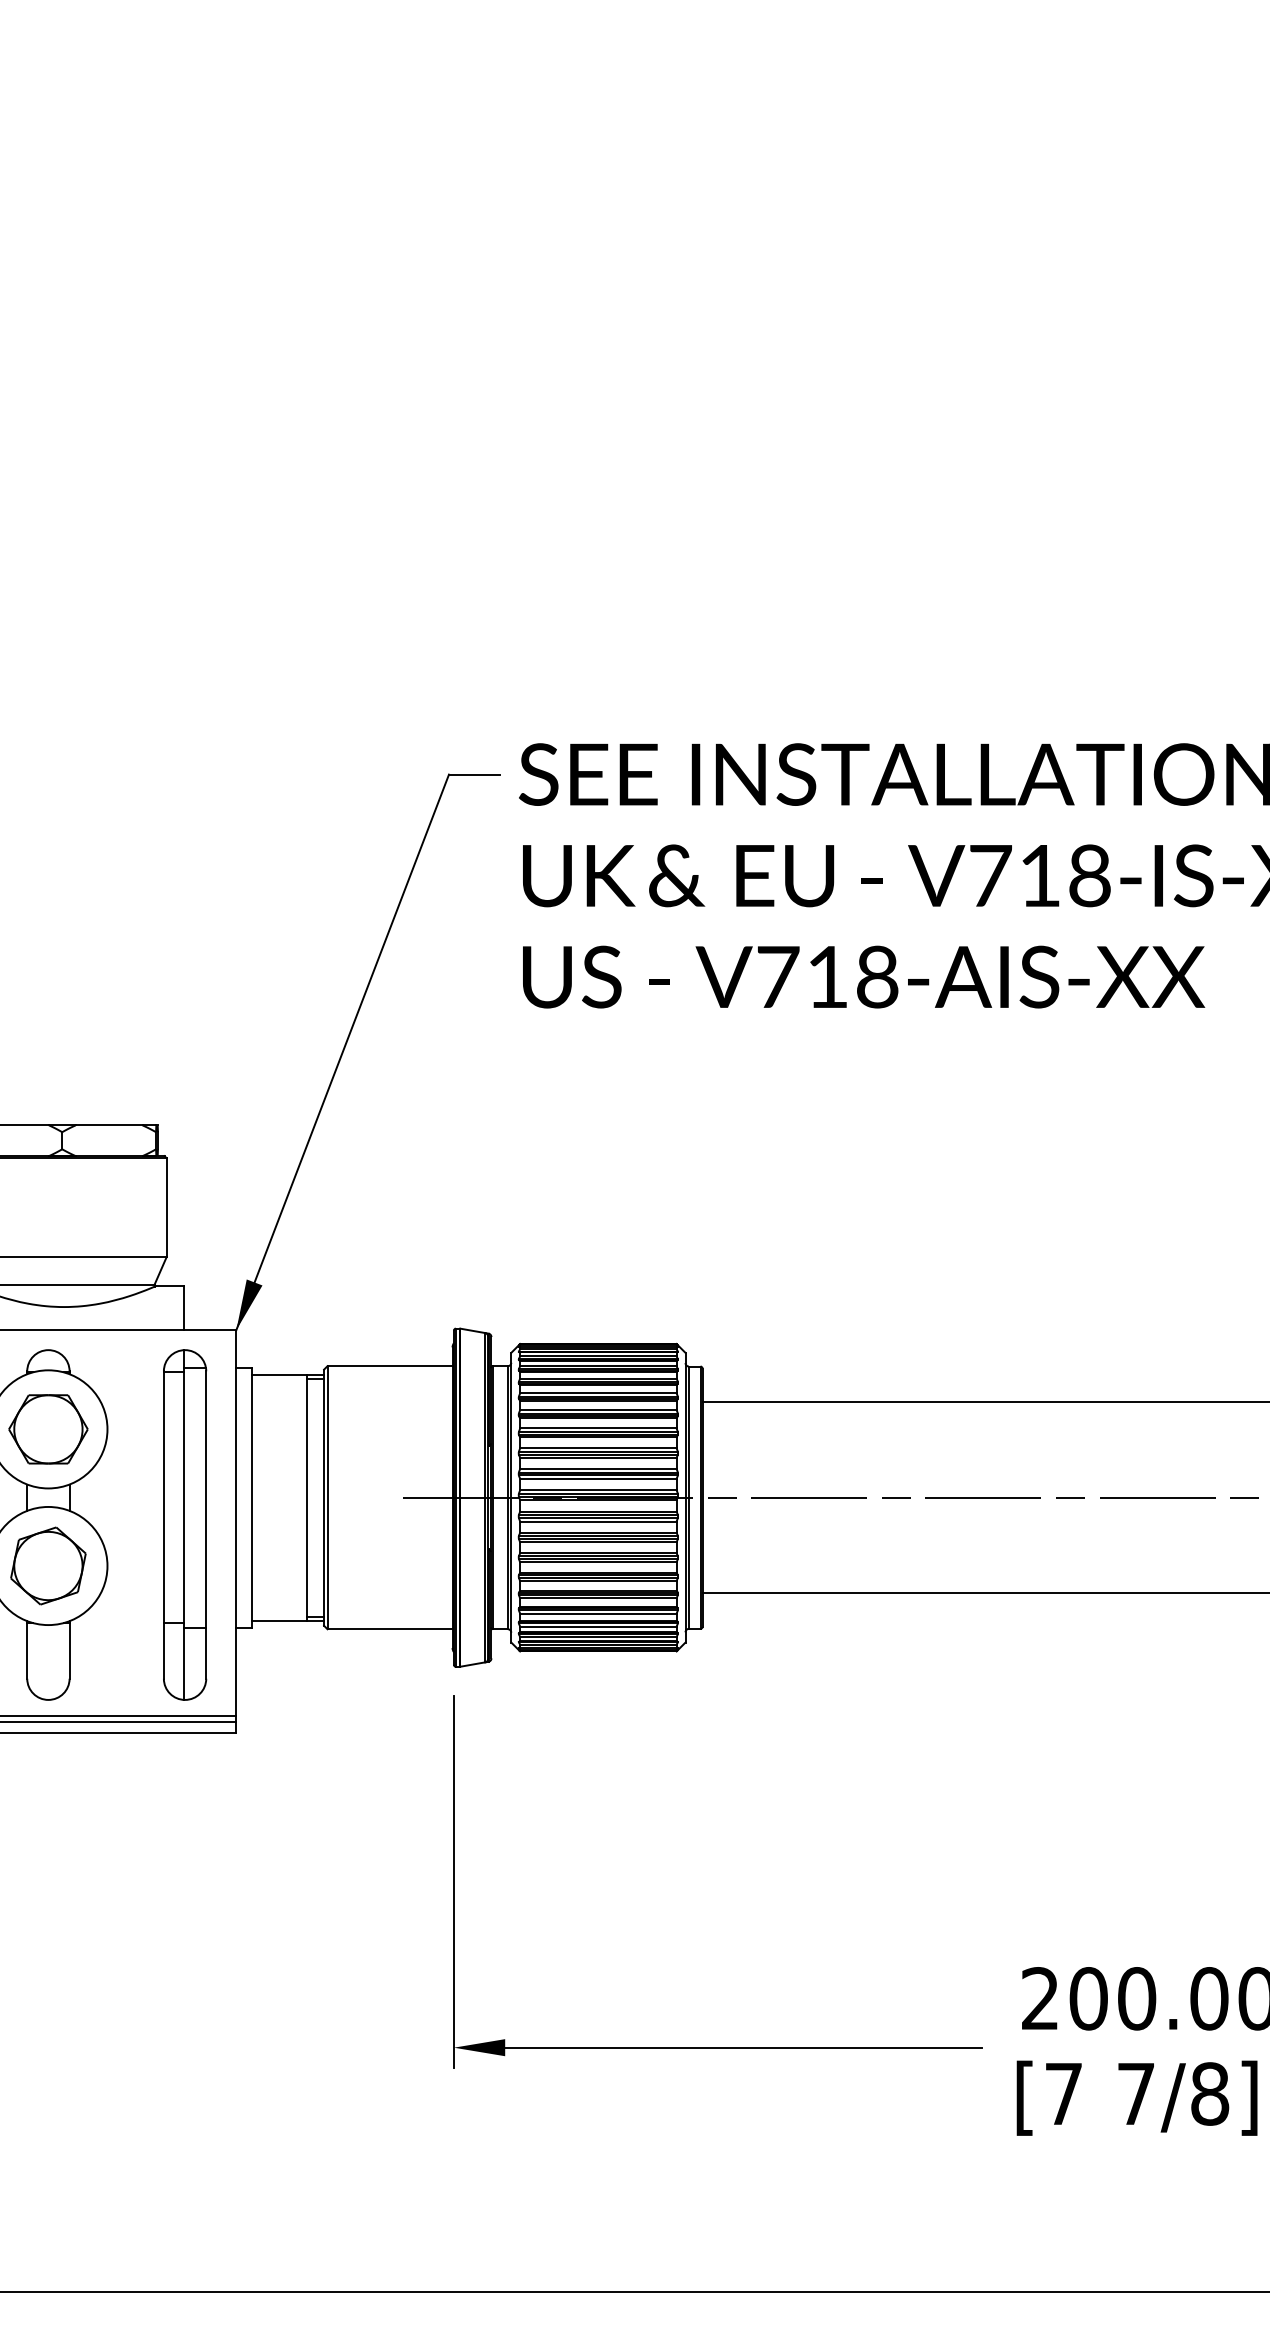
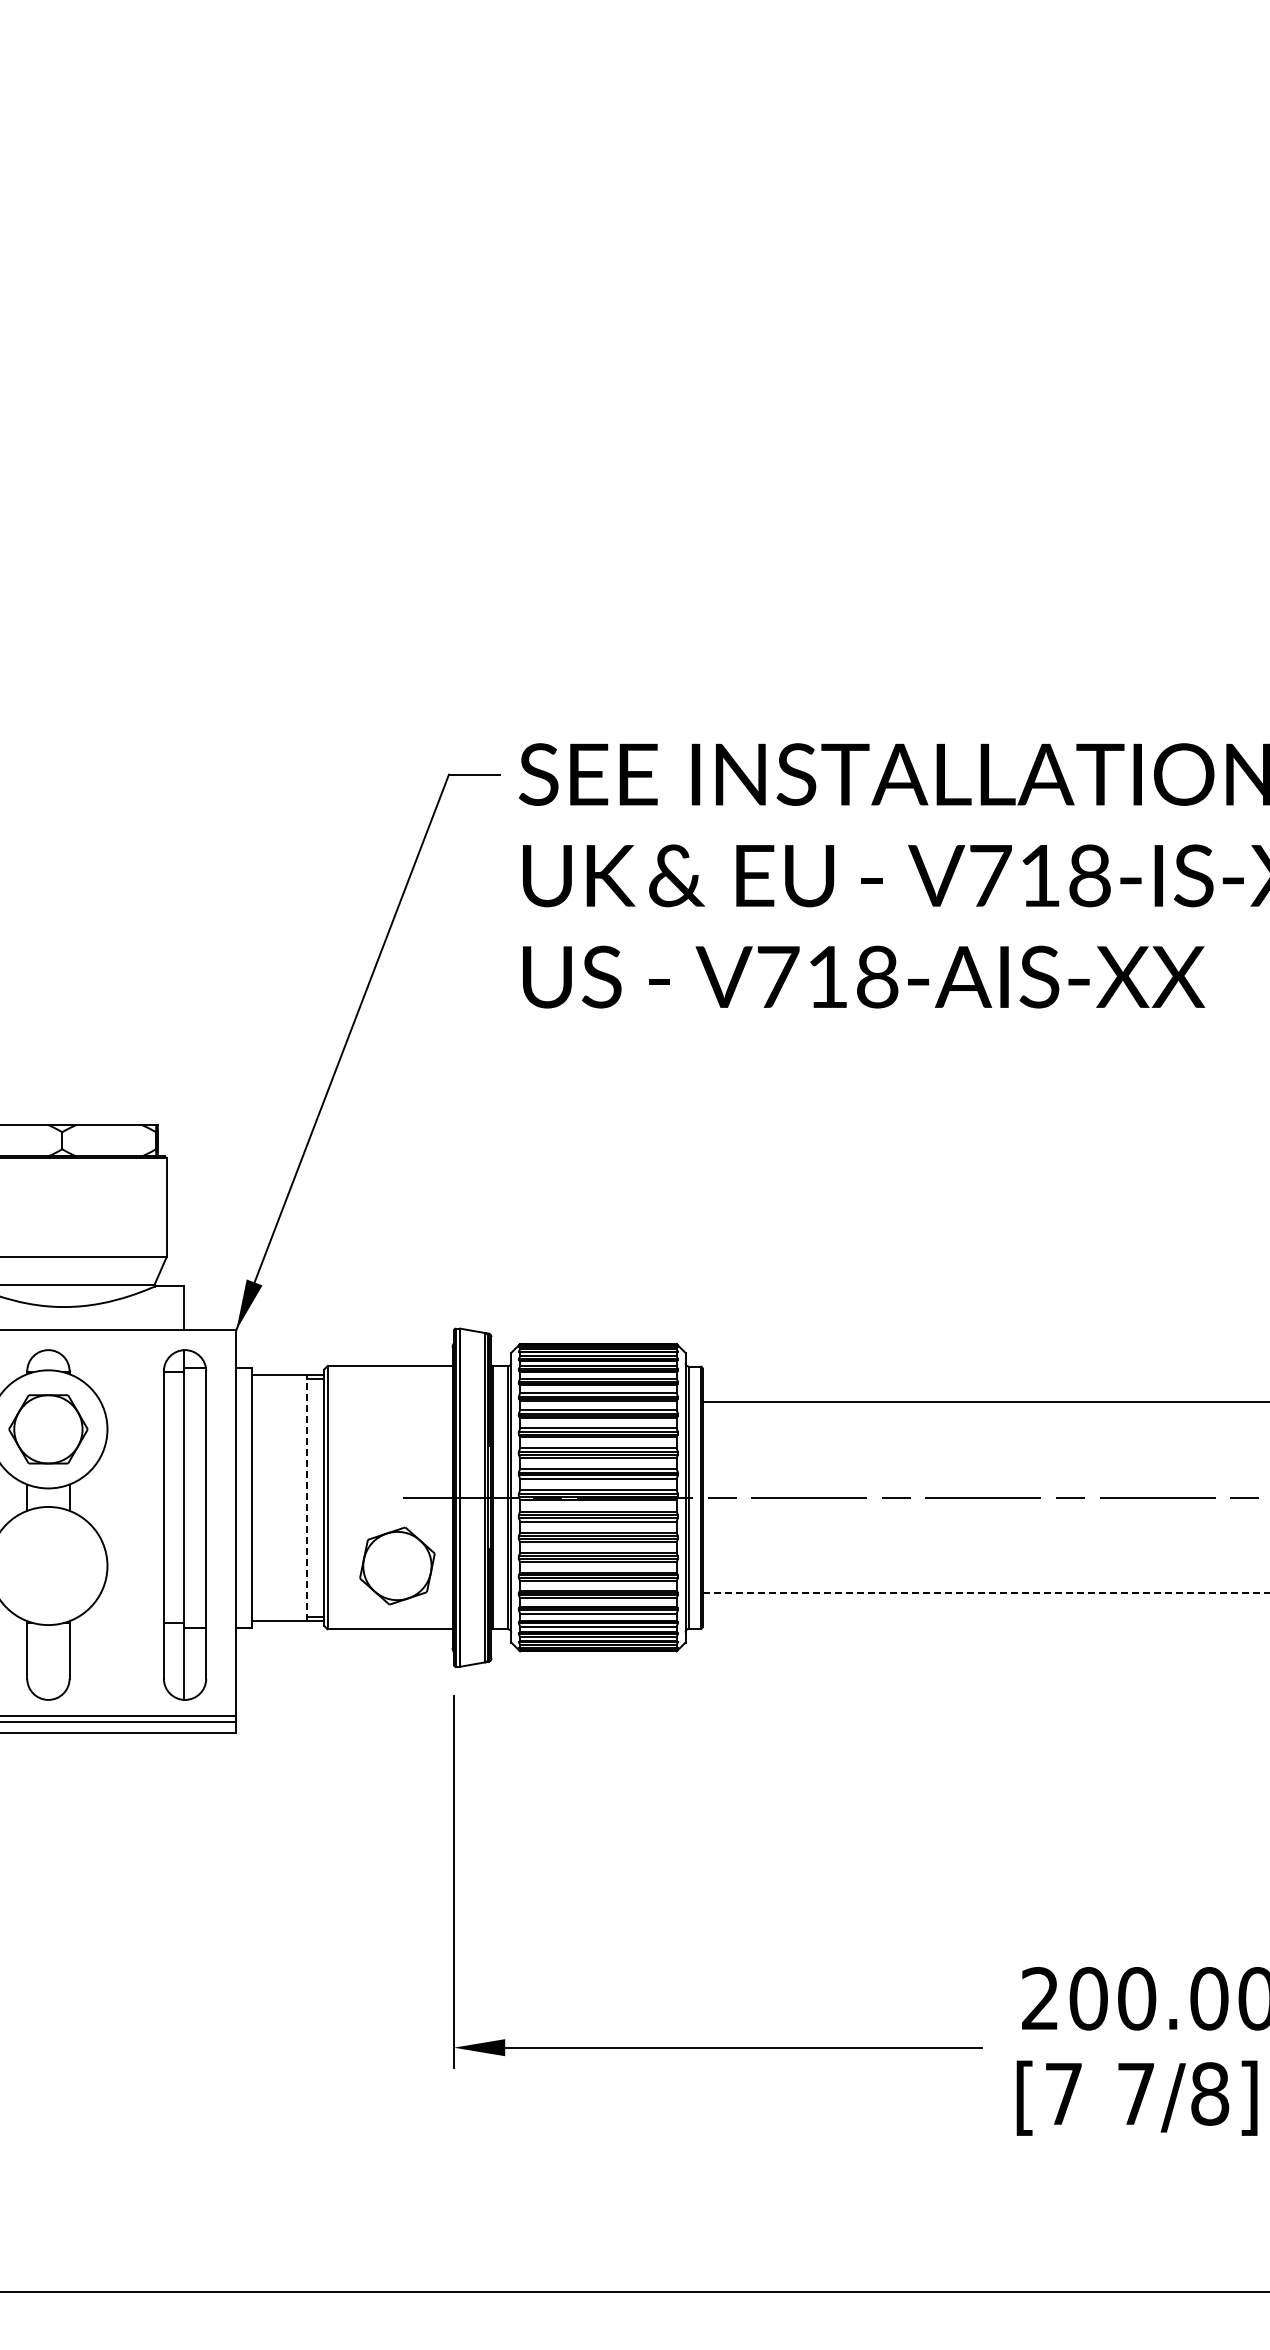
line: solid -> dashed (306, 1497)
part position: (48, 1565) -> (397, 1565) (397, 1565)
line: solid -> dashed (986, 1593)
